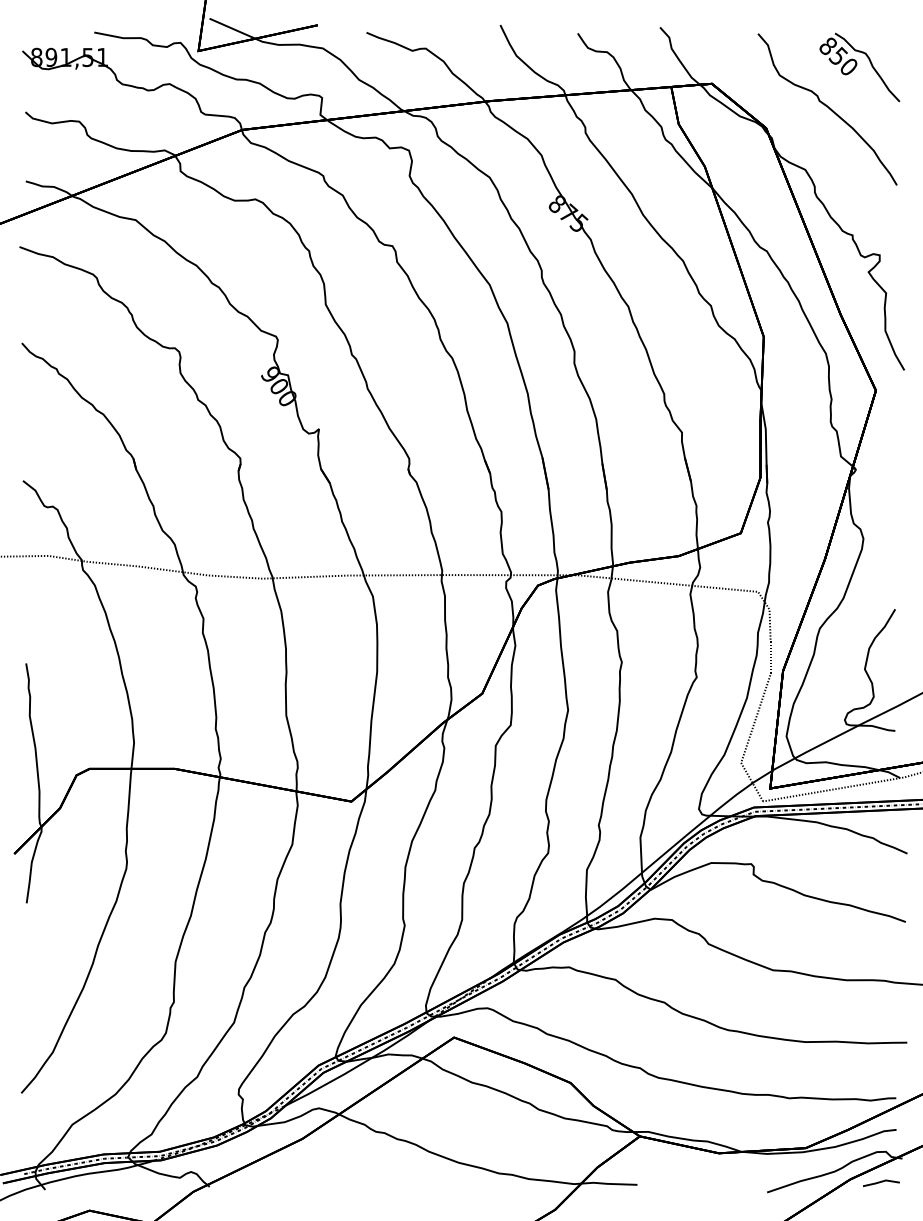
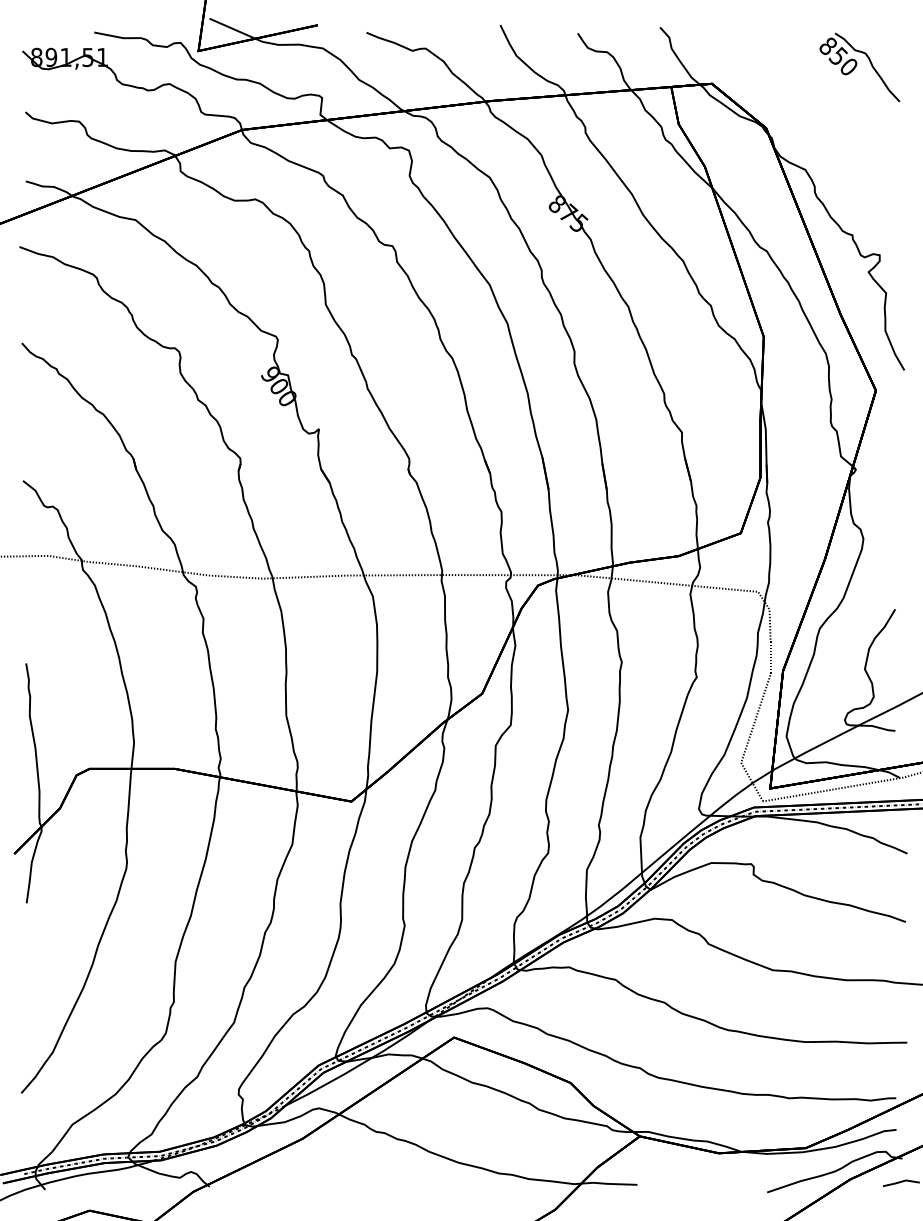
curve: present -> none (828, 108)
line position: (881, 1182) -> (901, 1182) (901, 1182)
